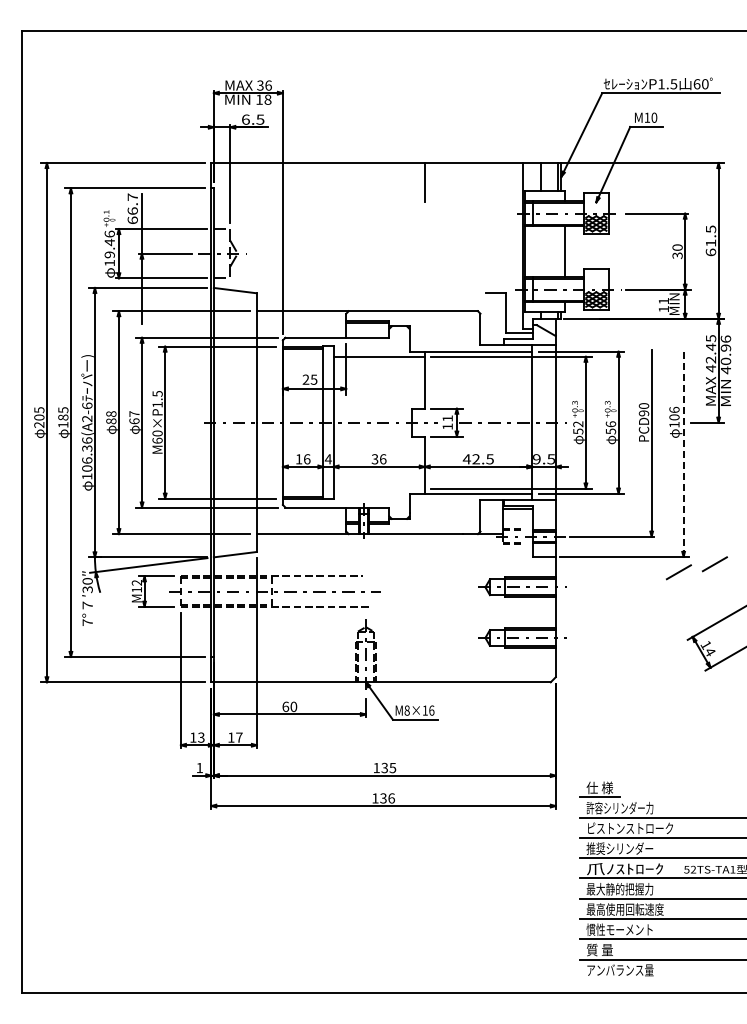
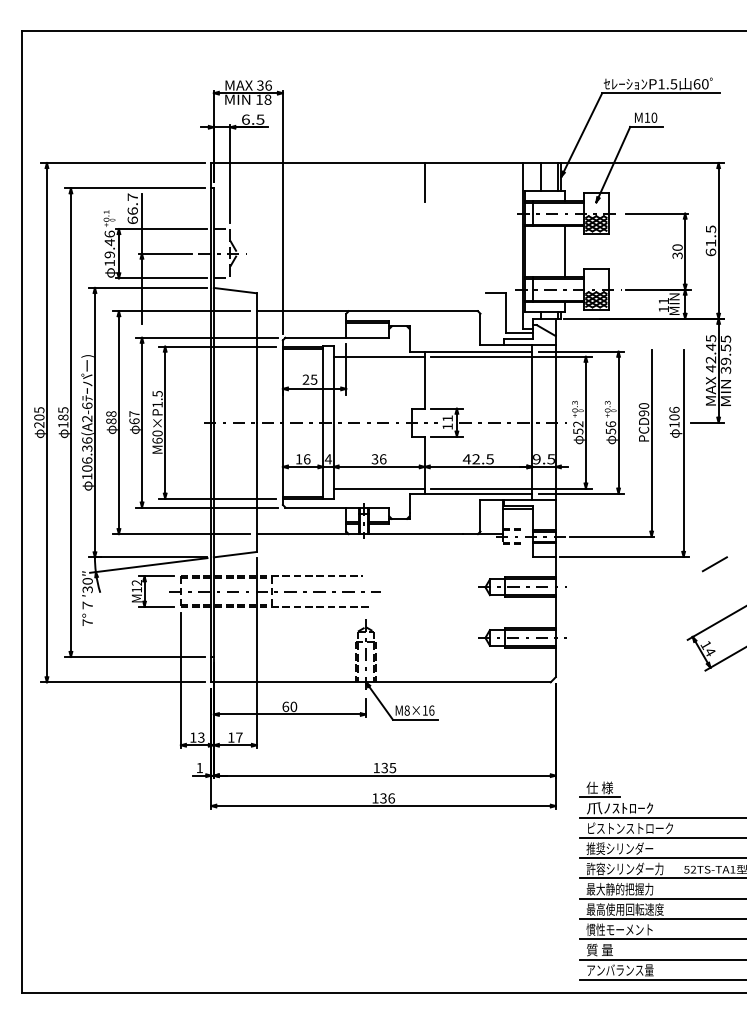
text: 40.96 -> 39.55 (725, 354)
line: dashed -> solid (683, 453)
line: none -> present (378, 488)
line: present -> none (678, 572)
text: 許容シリンダー力 -> 爪ﾉｽﾄﾛｰｸ (619, 807)
text: 爪ﾉｽﾄﾛｰｸ -> 許容シリンダー力 (624, 868)
line: none -> present (661, 979)
